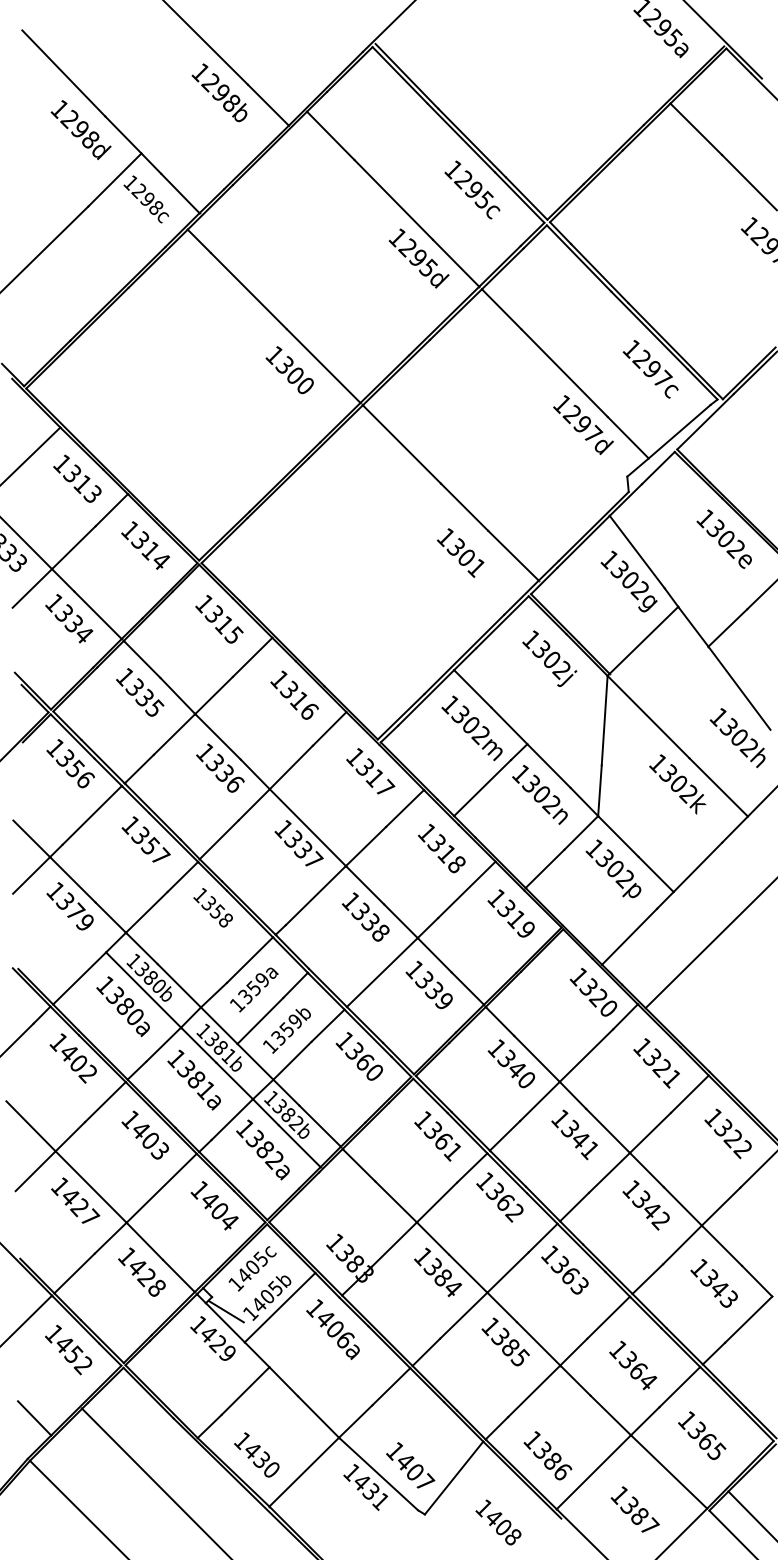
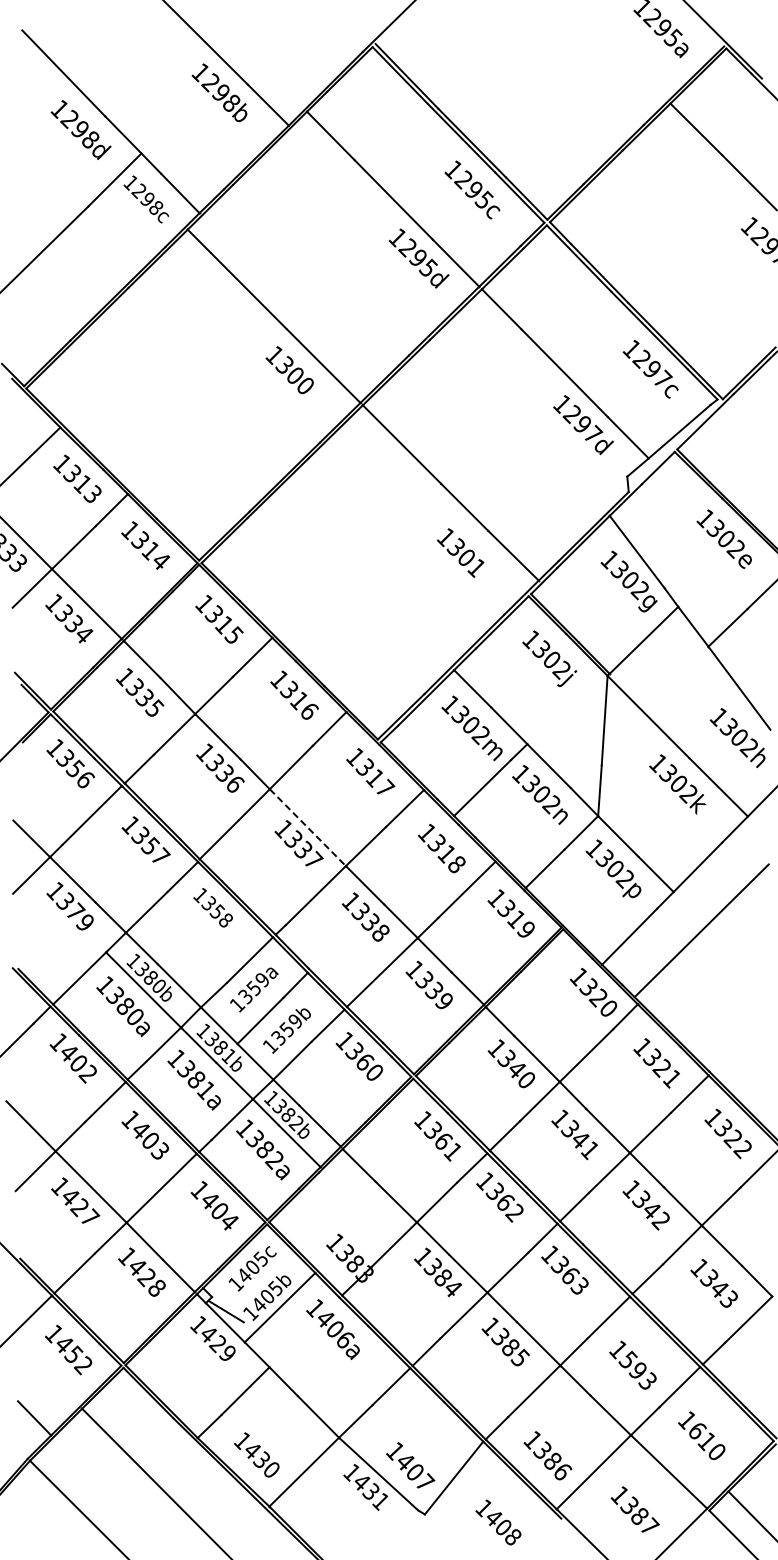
line: solid -> dashed (308, 828)
line position: (709, 944) -> (701, 930) (701, 930)
text: 1364 -> 1593 (640, 1370)
text: 1365 -> 1610 (706, 1440)
